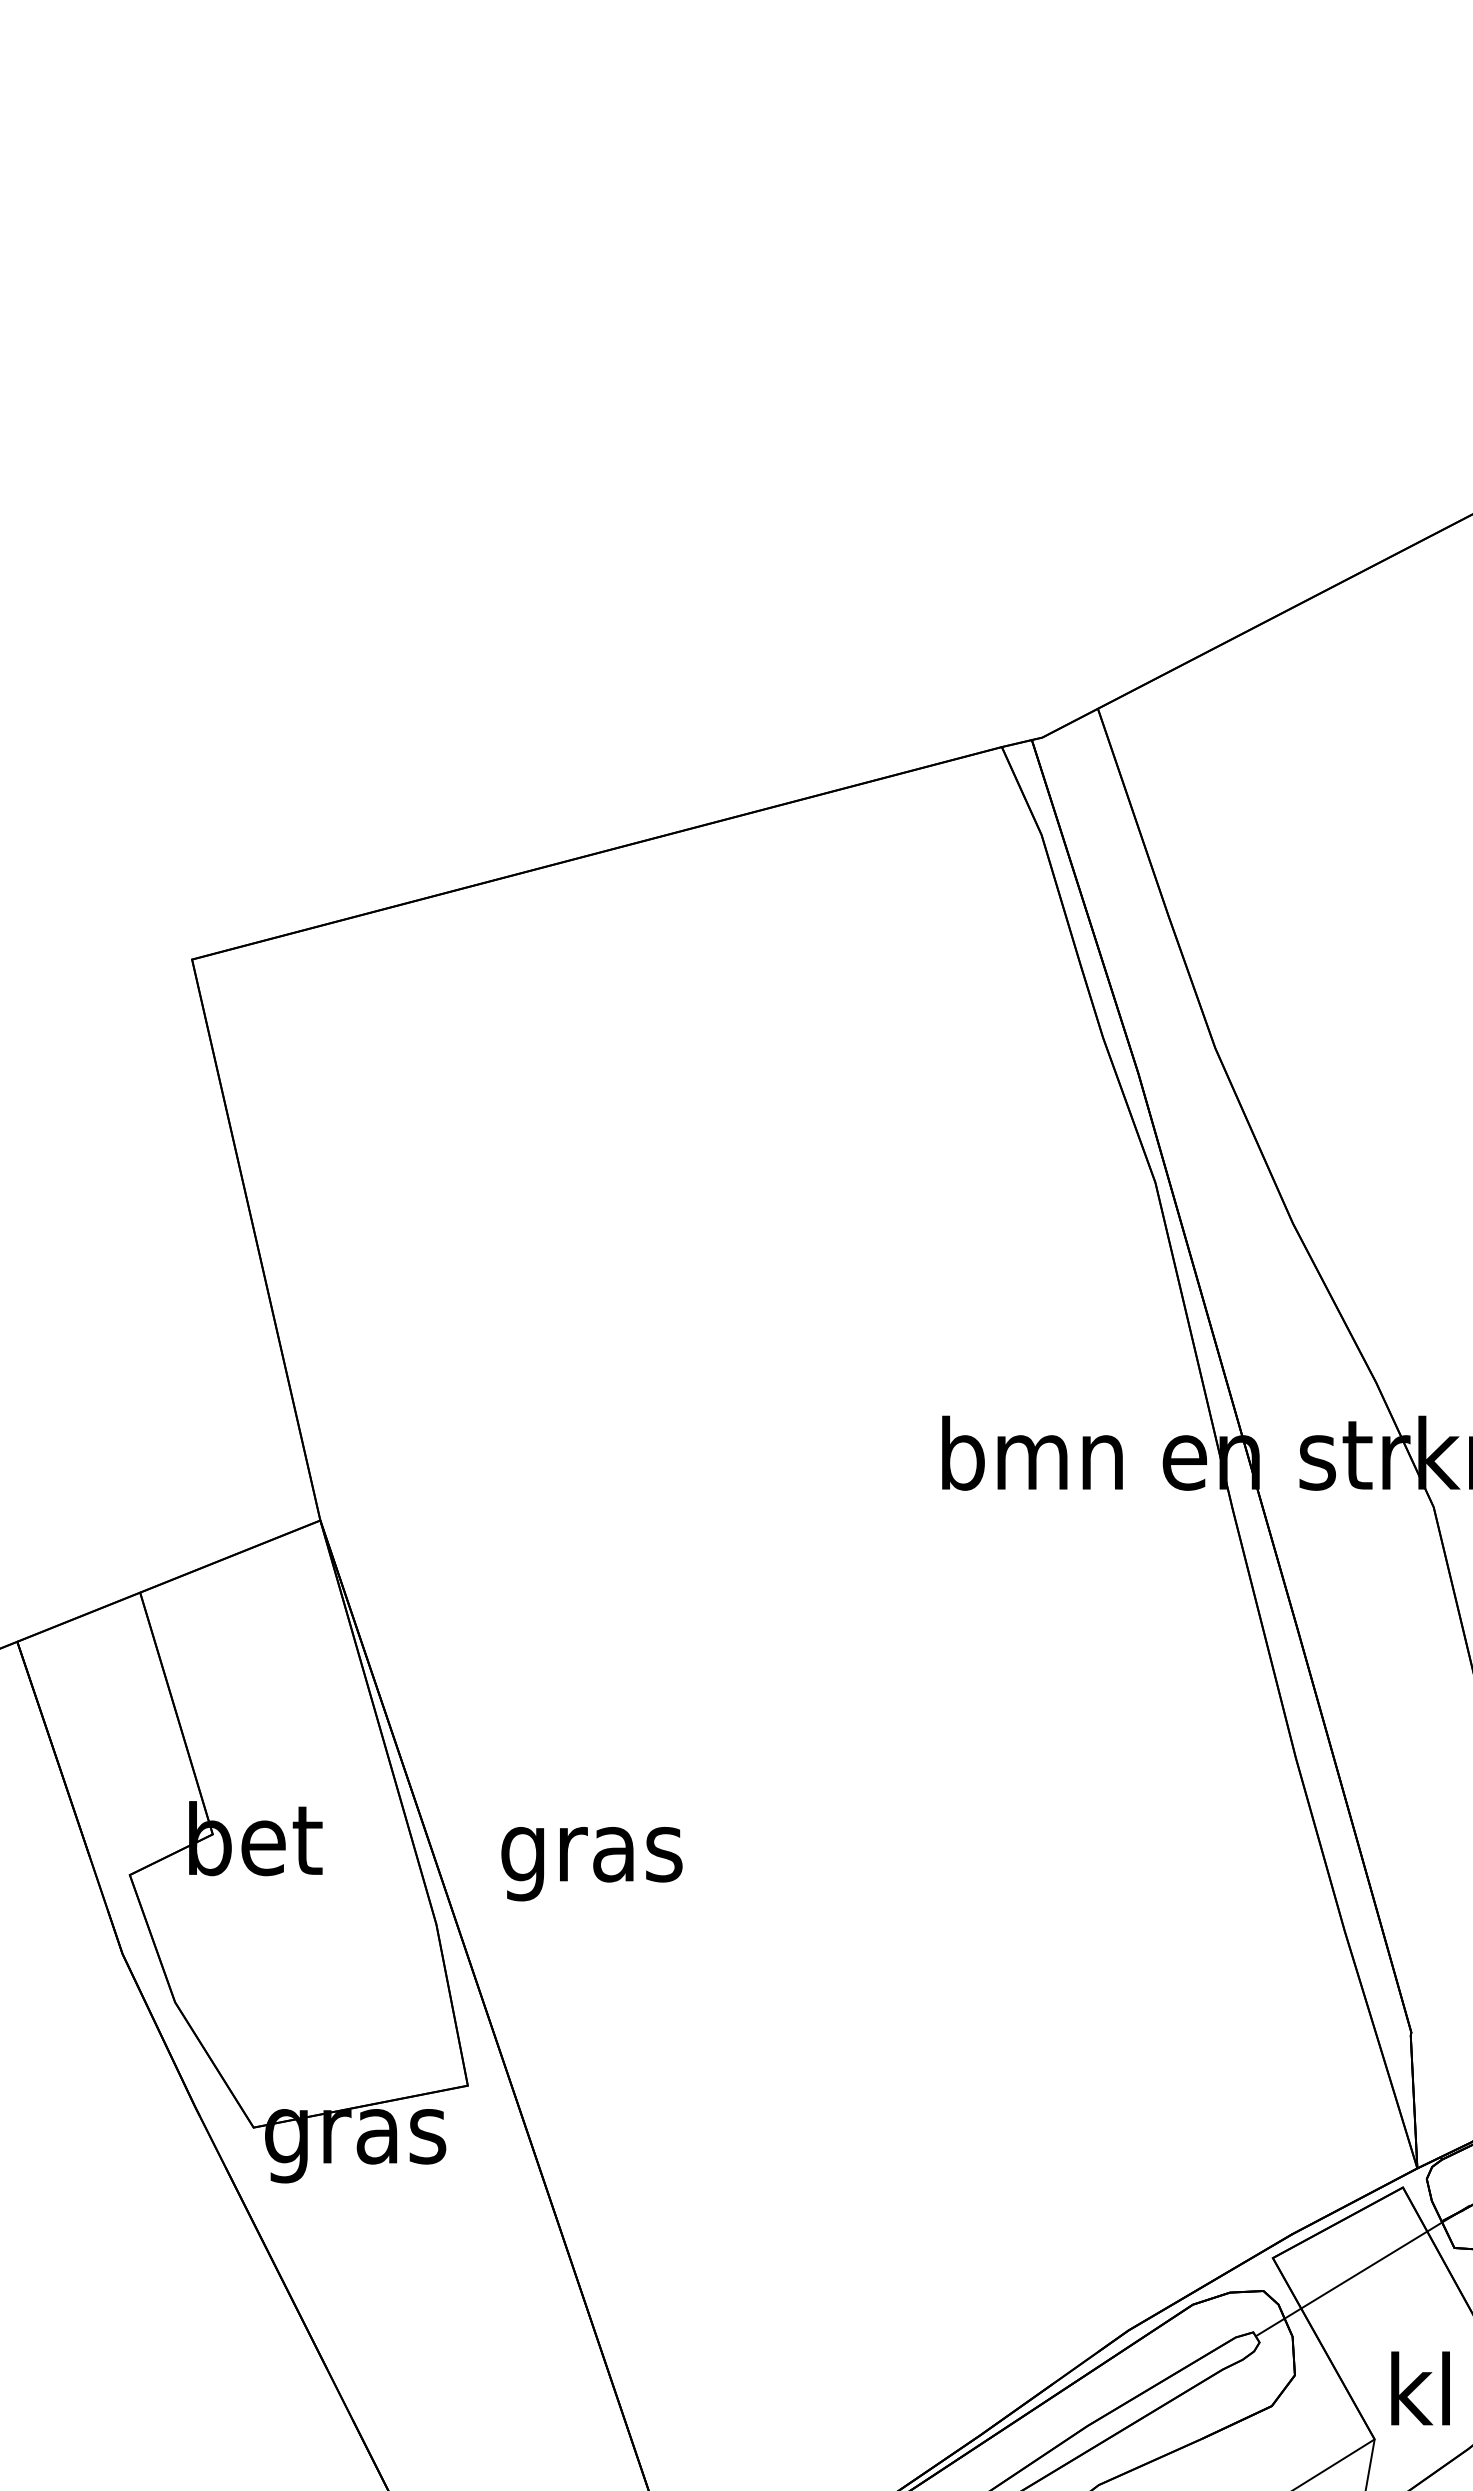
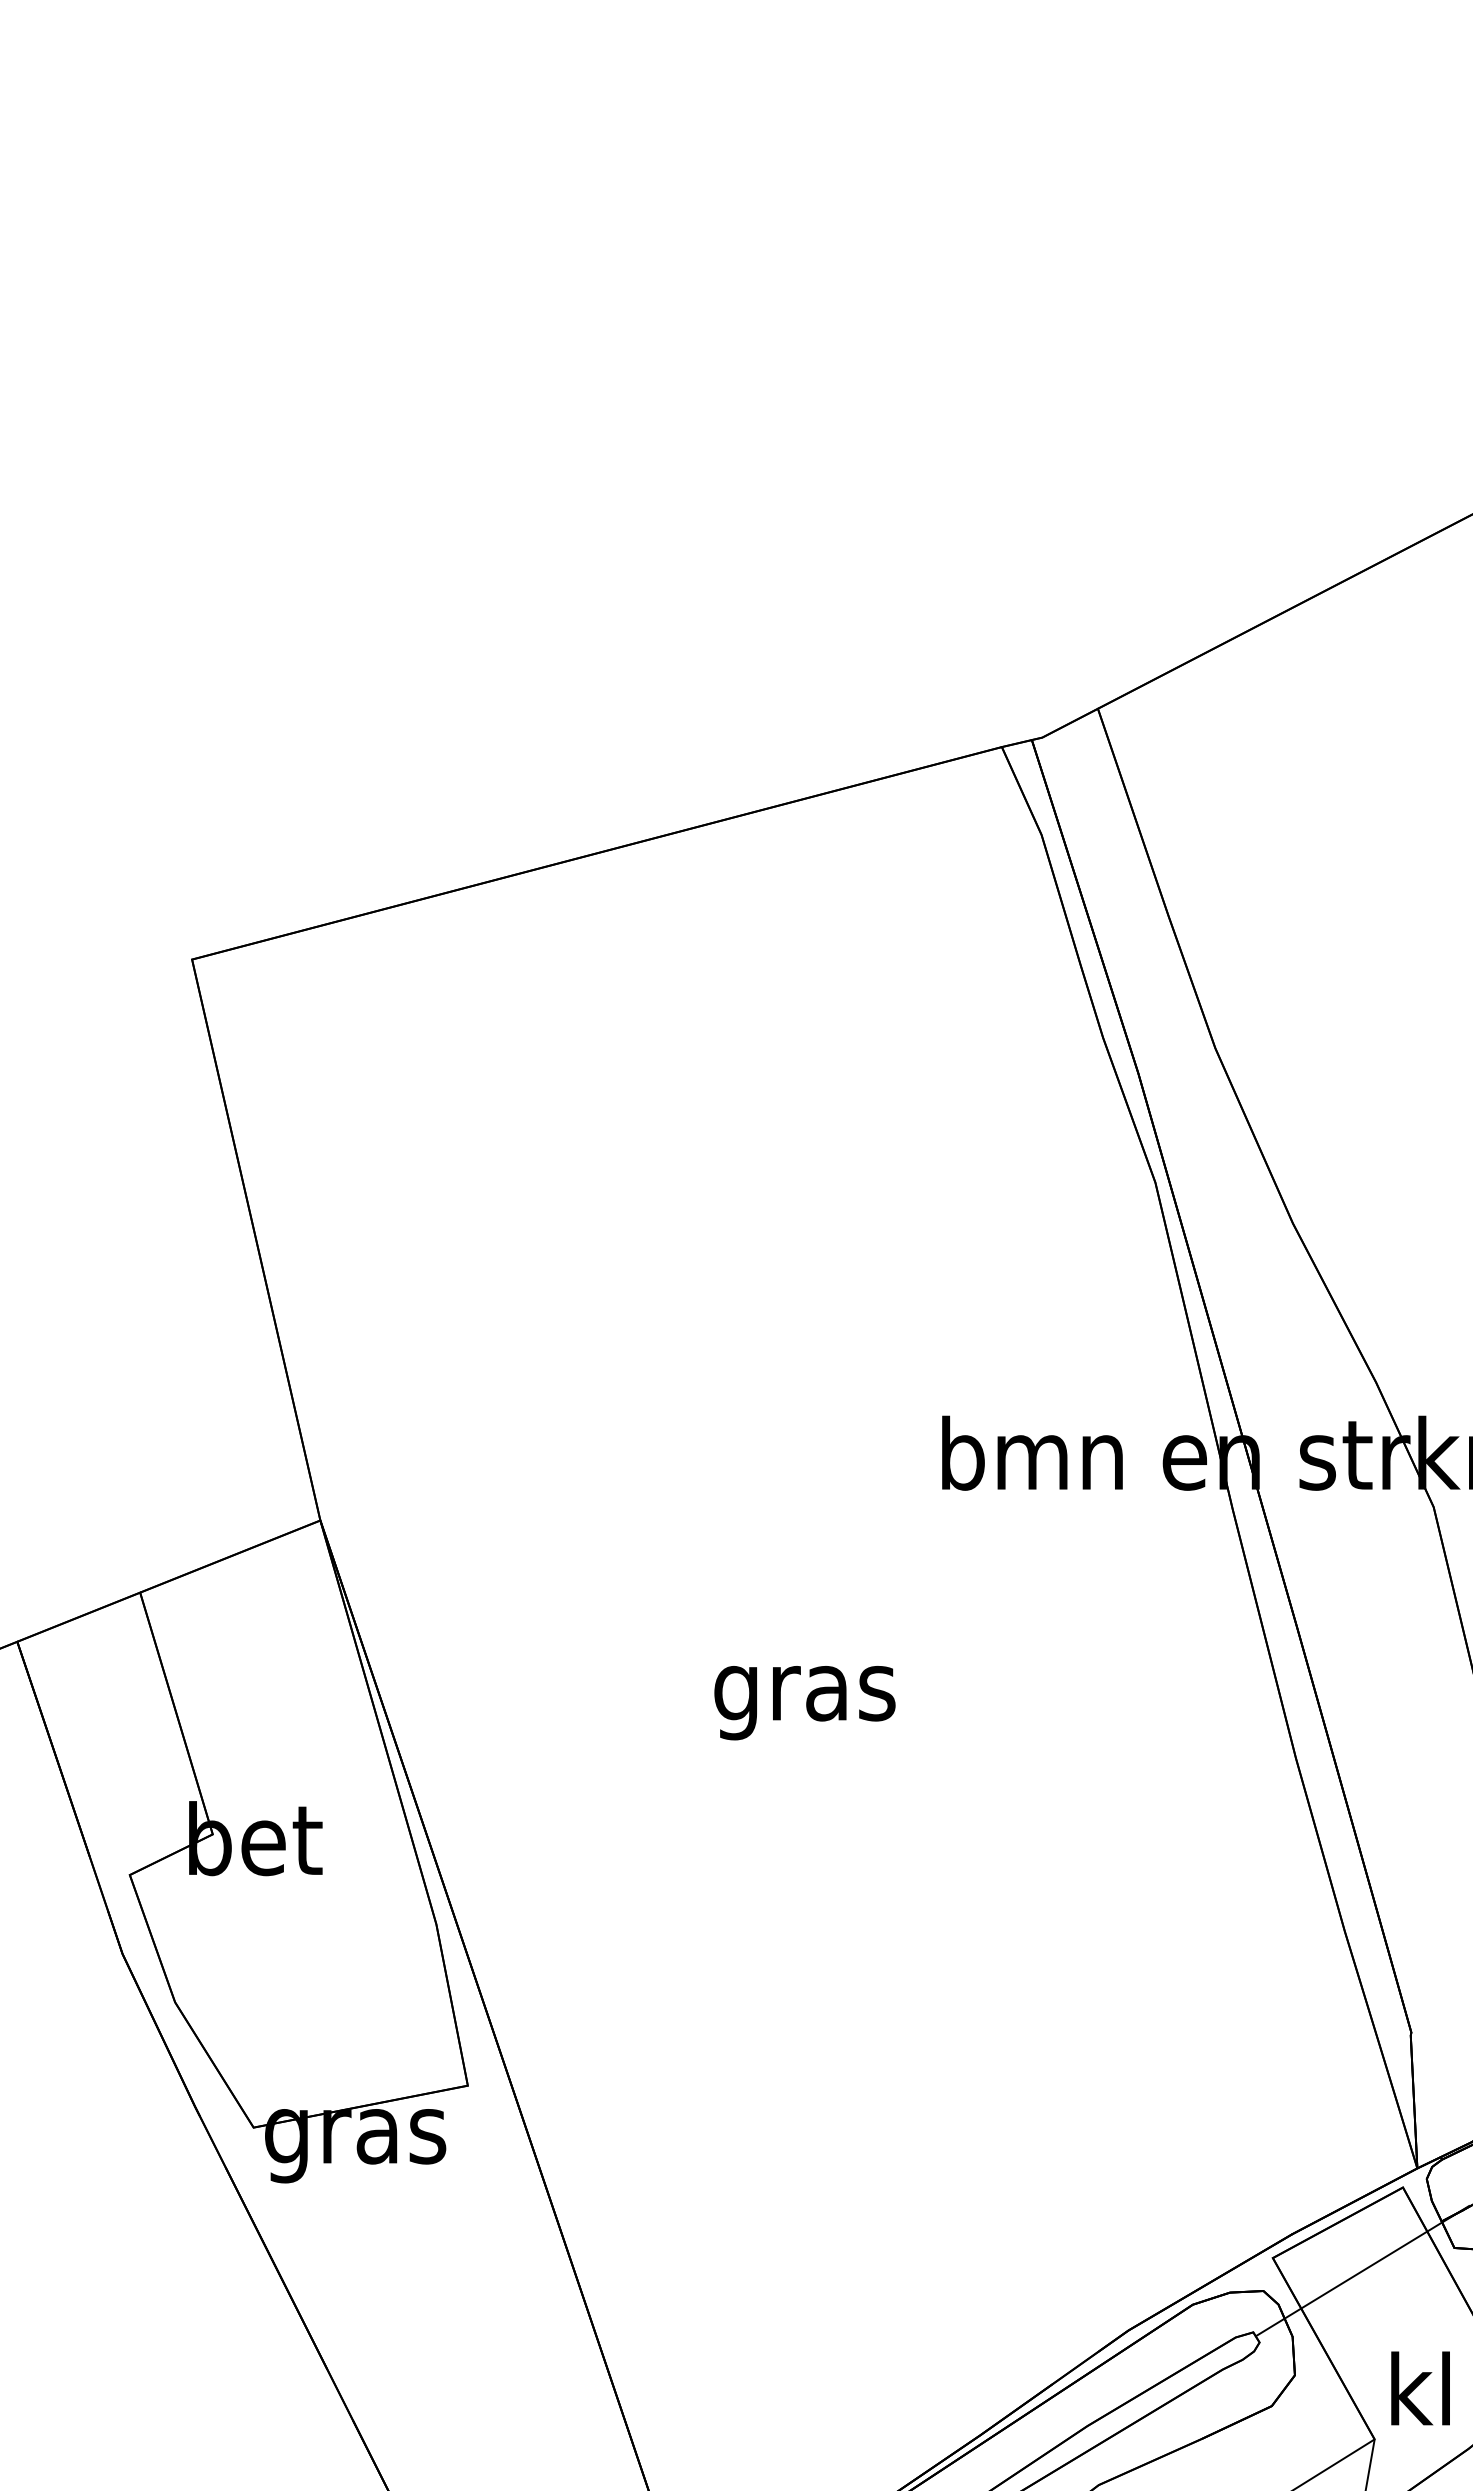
text position: (591, 1864) -> (804, 1703) (804, 1703)
